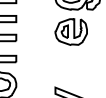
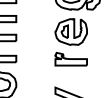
part: none -> present (70, 58)
